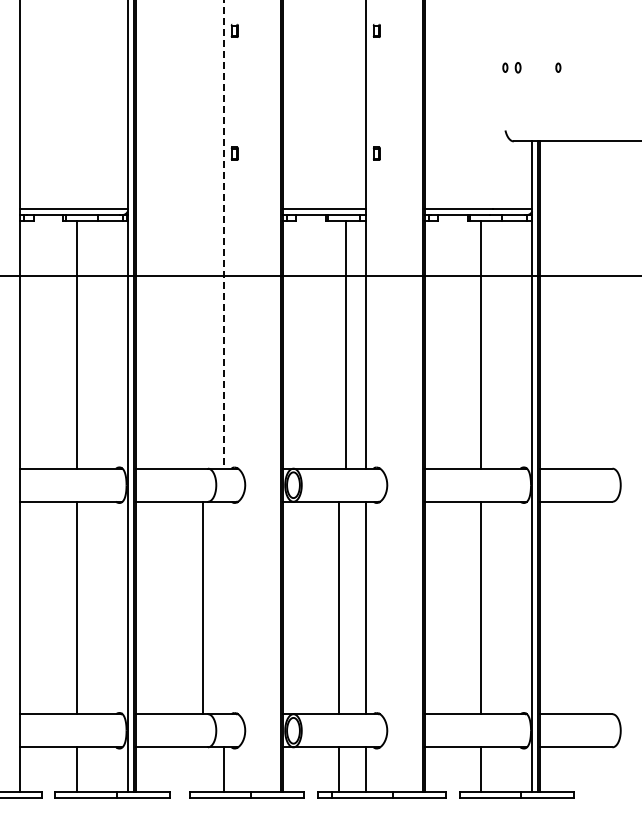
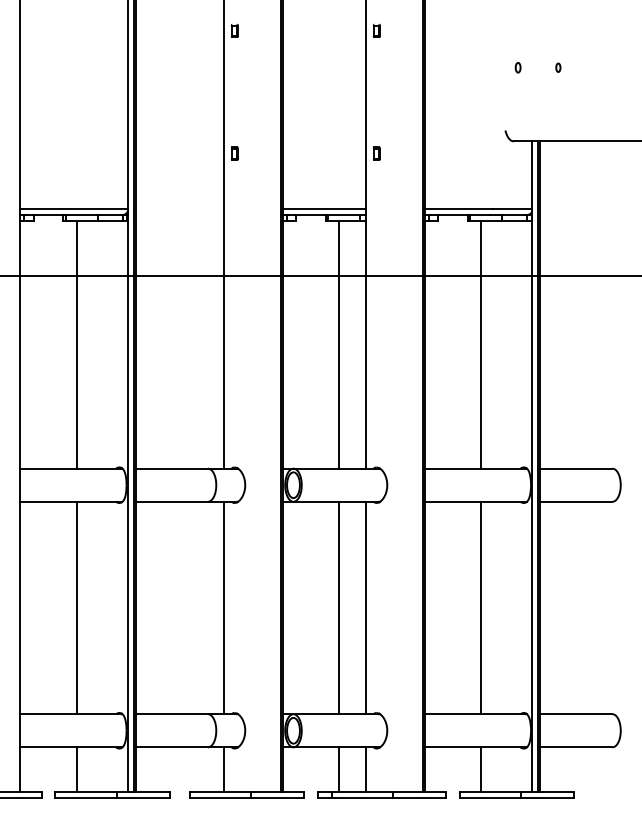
part: present -> none (505, 67)
line: dashed -> solid (223, 234)
line position: (346, 344) -> (339, 344) (339, 344)
line position: (202, 607) -> (223, 607) (223, 607)
